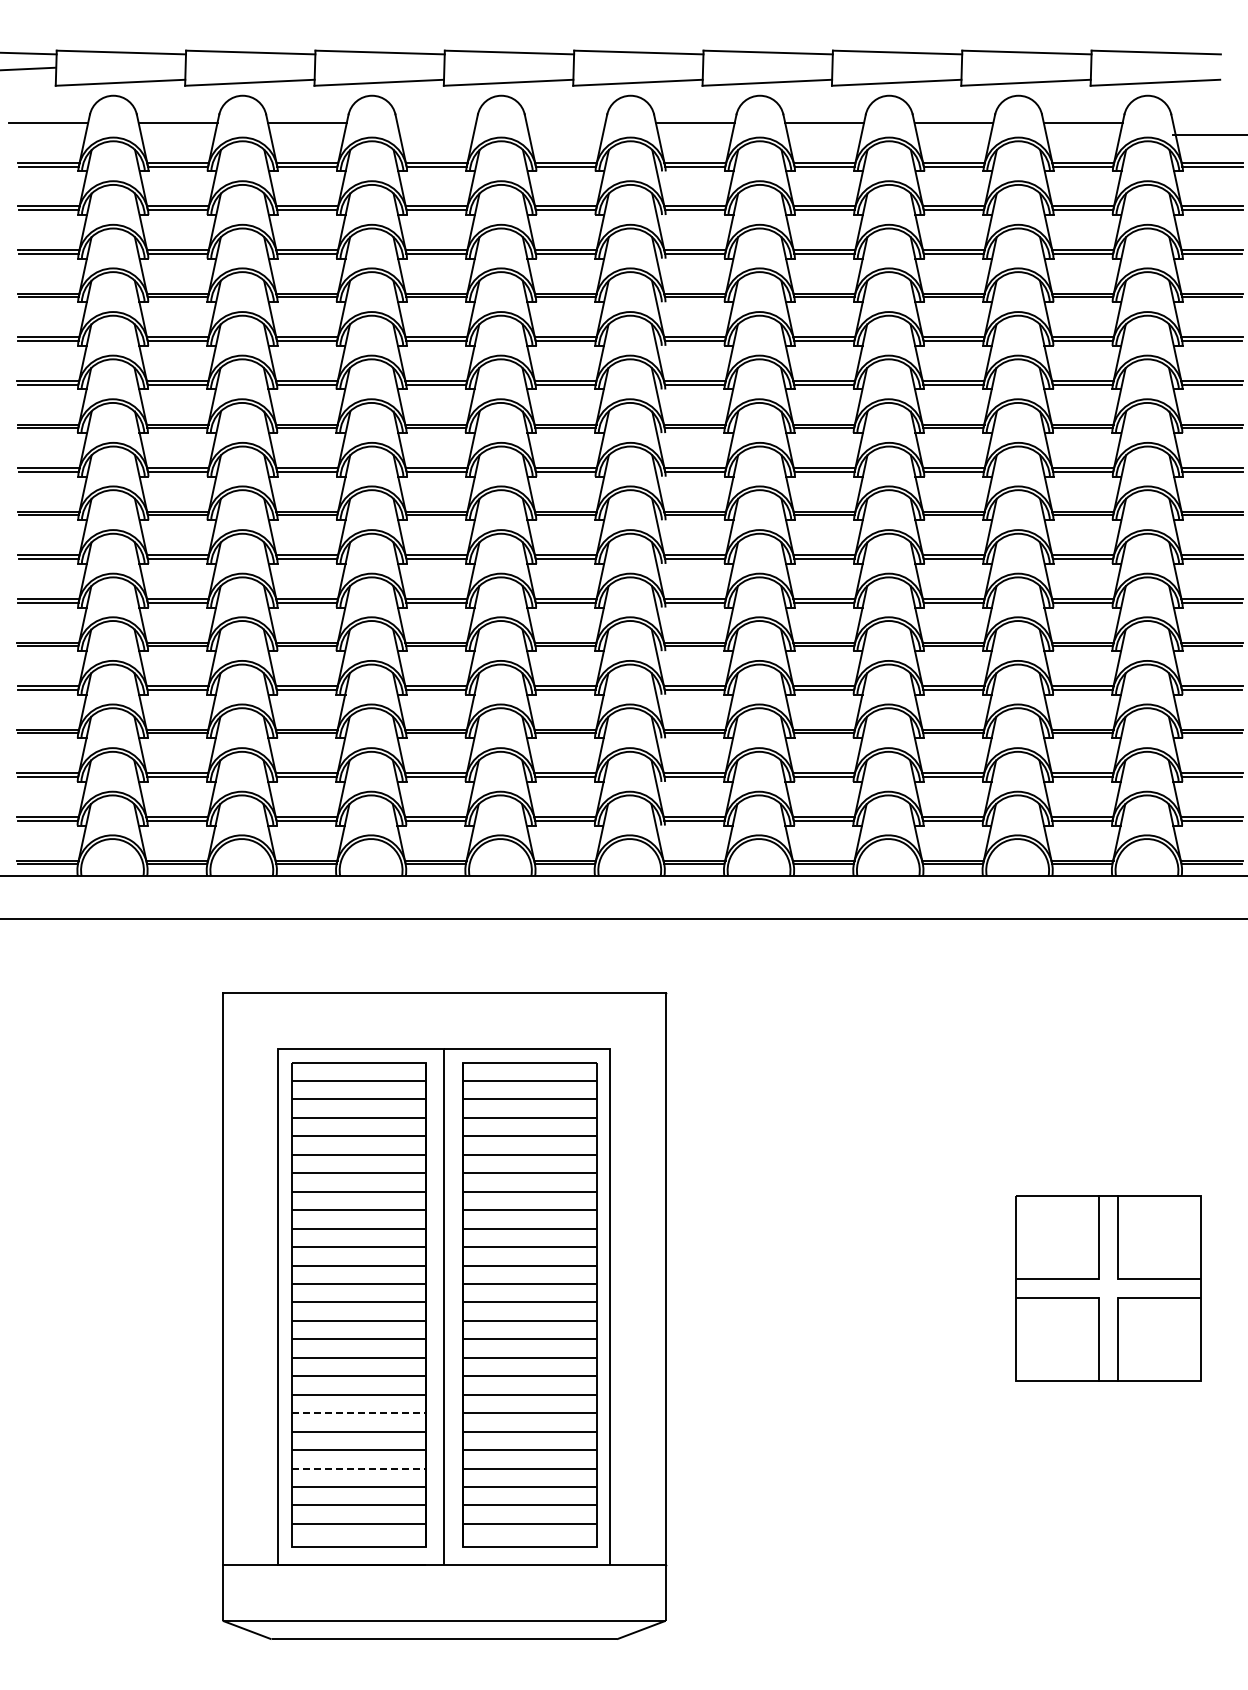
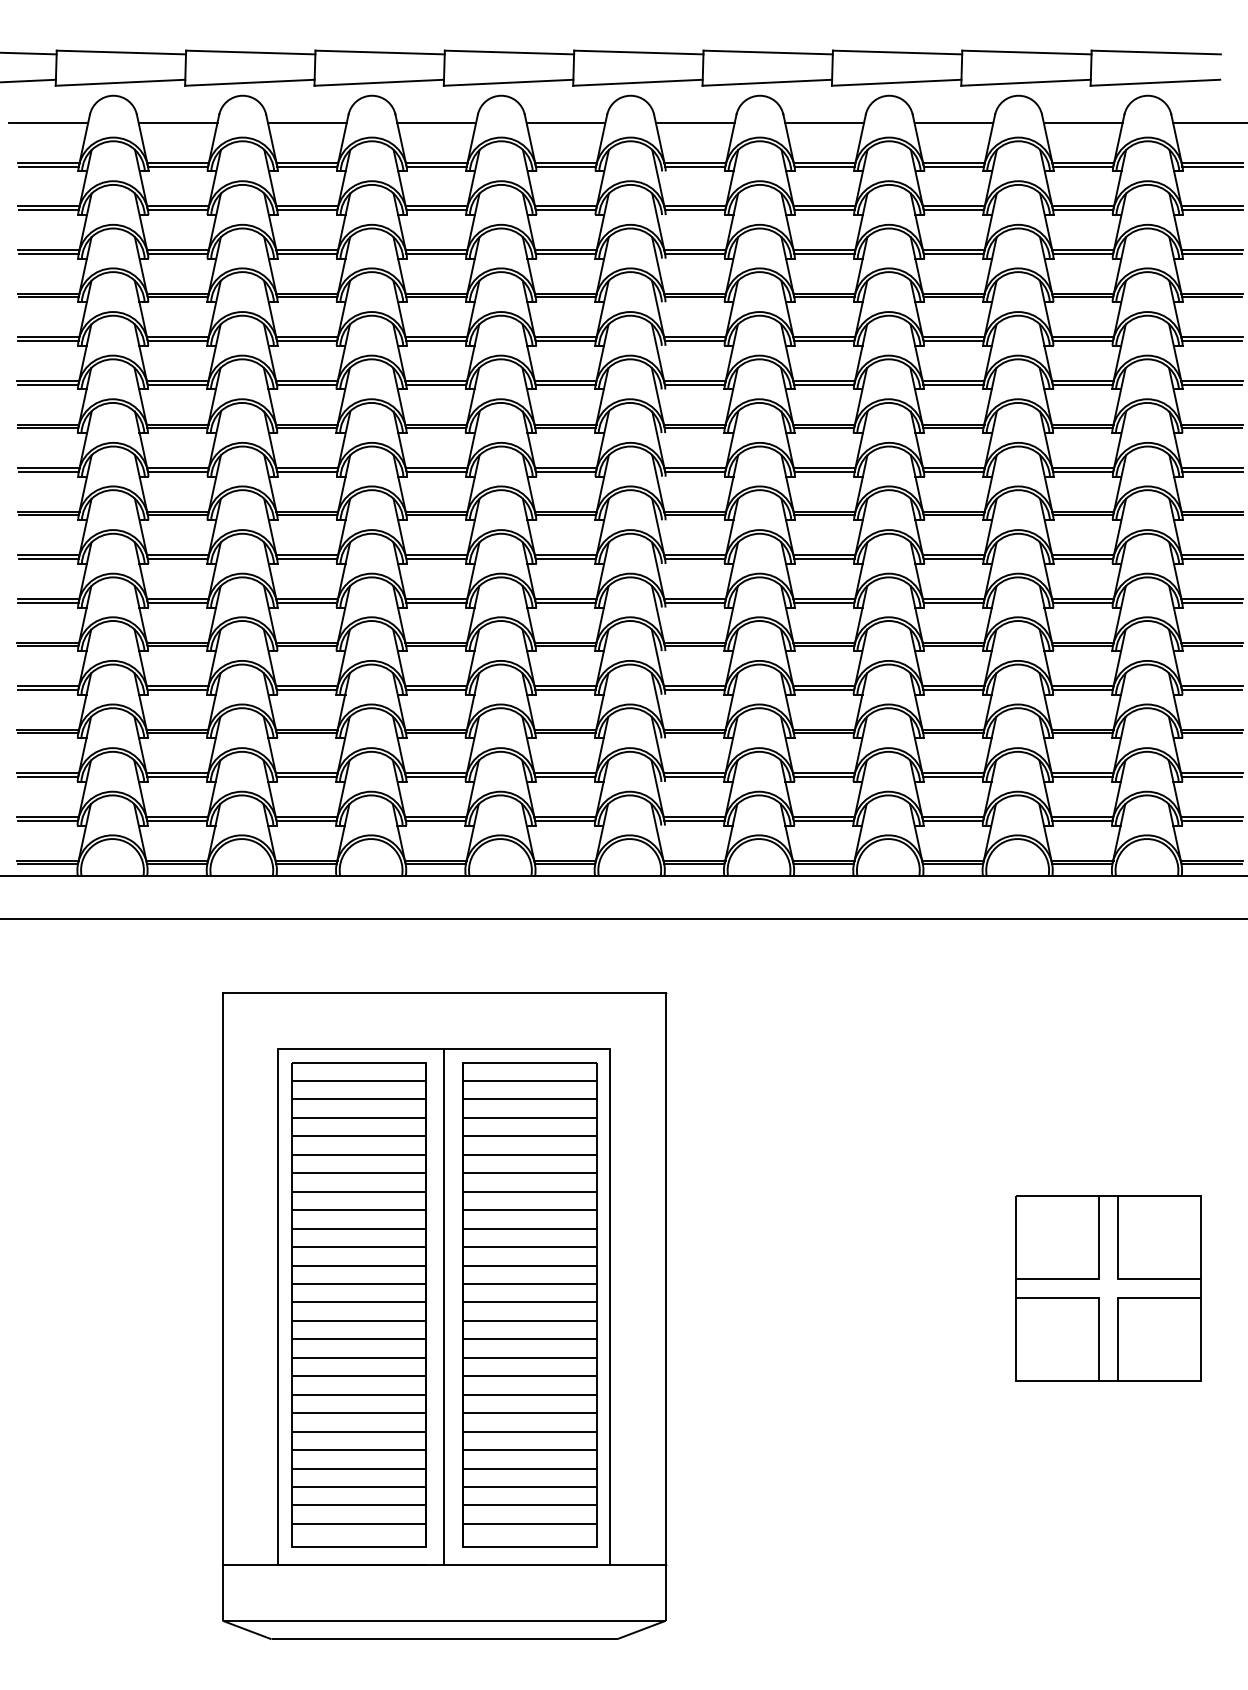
line position: (28, 68) -> (28, 80) (28, 80)
line: none -> present (436, 122)
line: none -> present (565, 122)
line position: (1208, 134) -> (1208, 122) (1208, 122)
line: dashed -> solid (358, 1413)
line: dashed -> solid (358, 1468)
